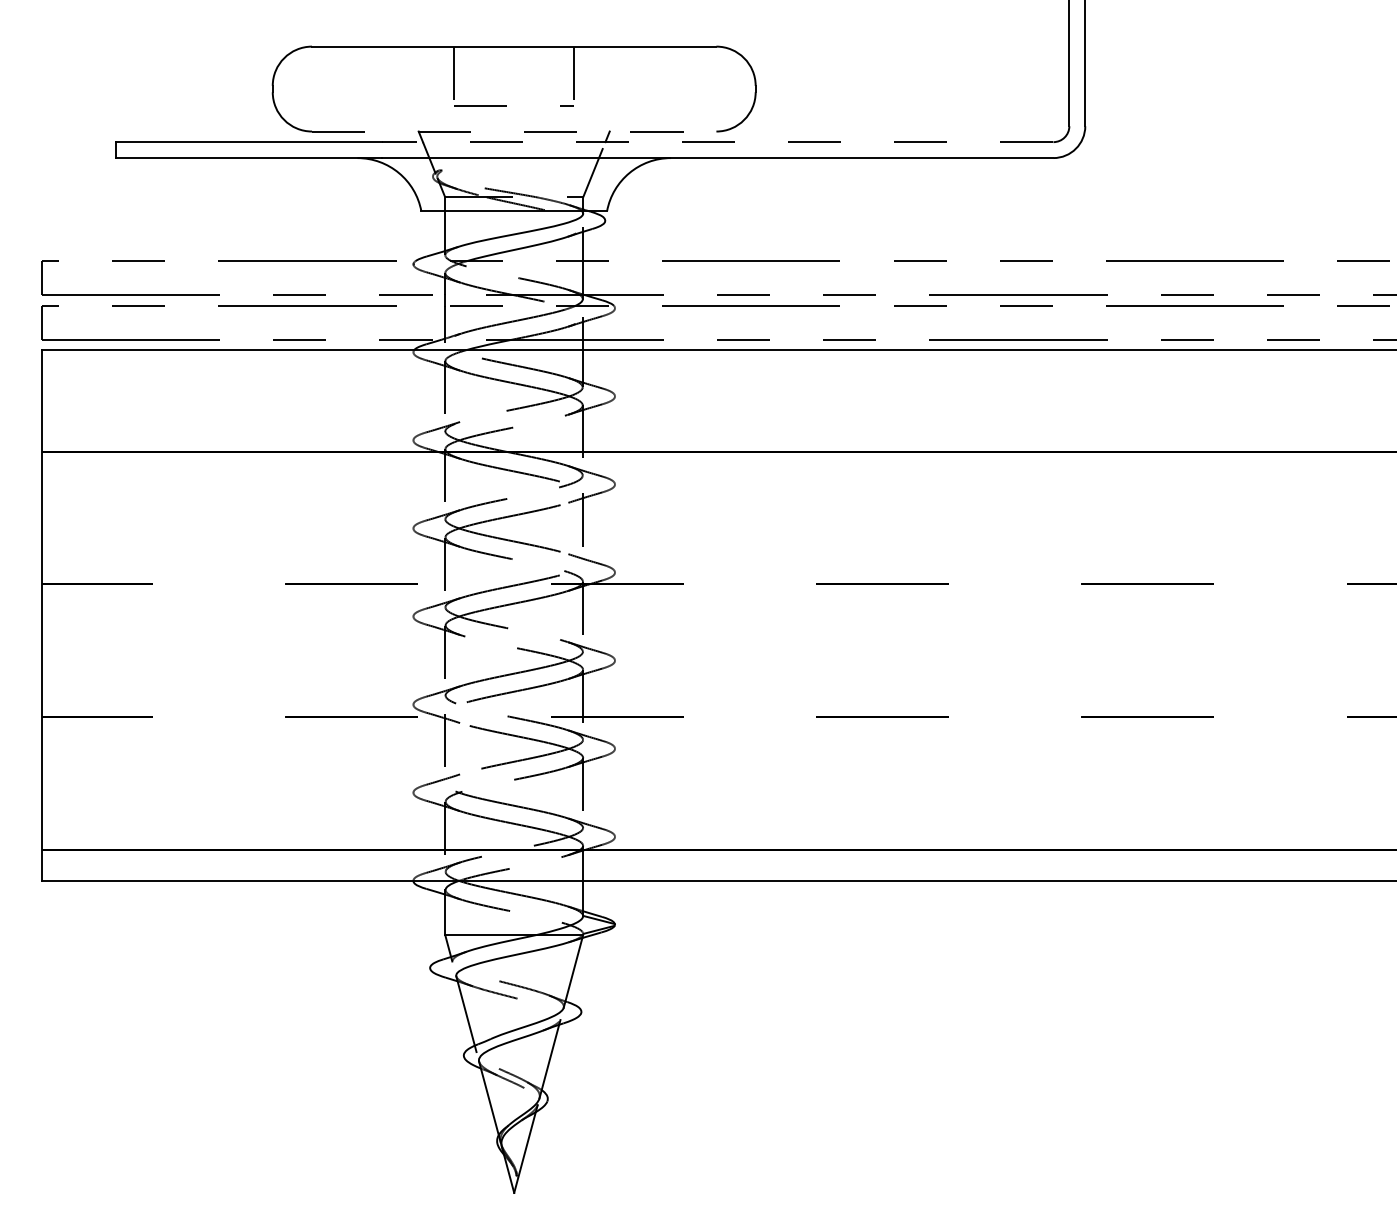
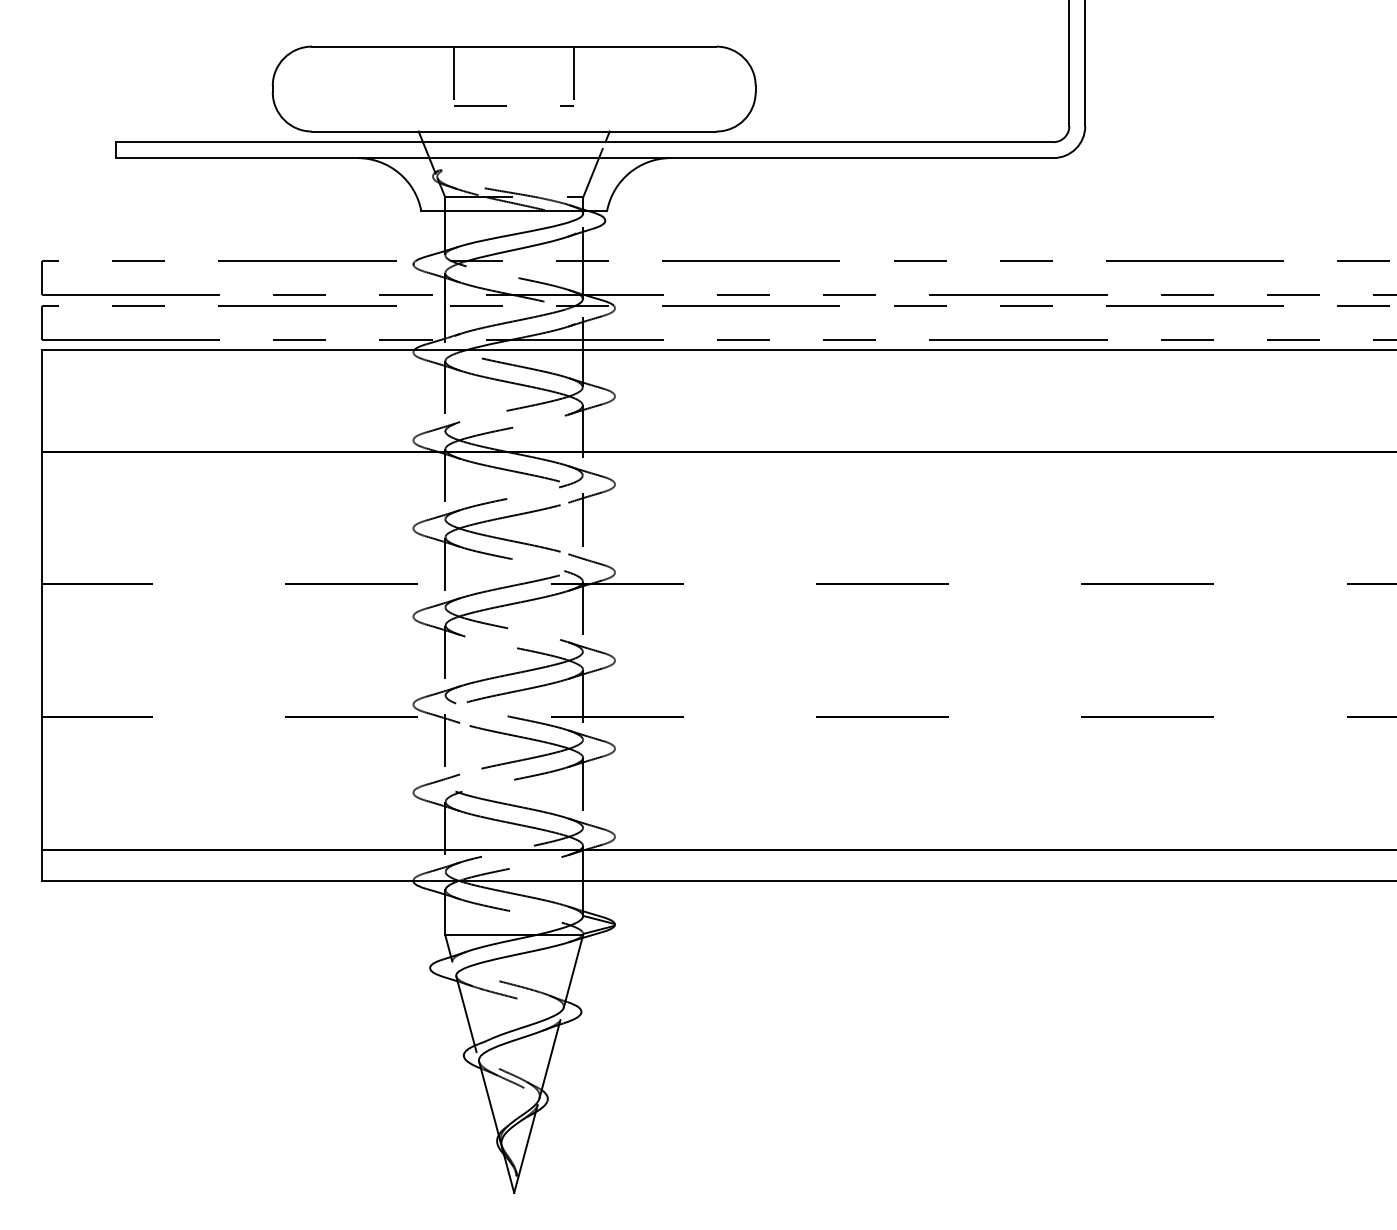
line: dashed -> solid (514, 131)
line: dashed -> solid (717, 142)
